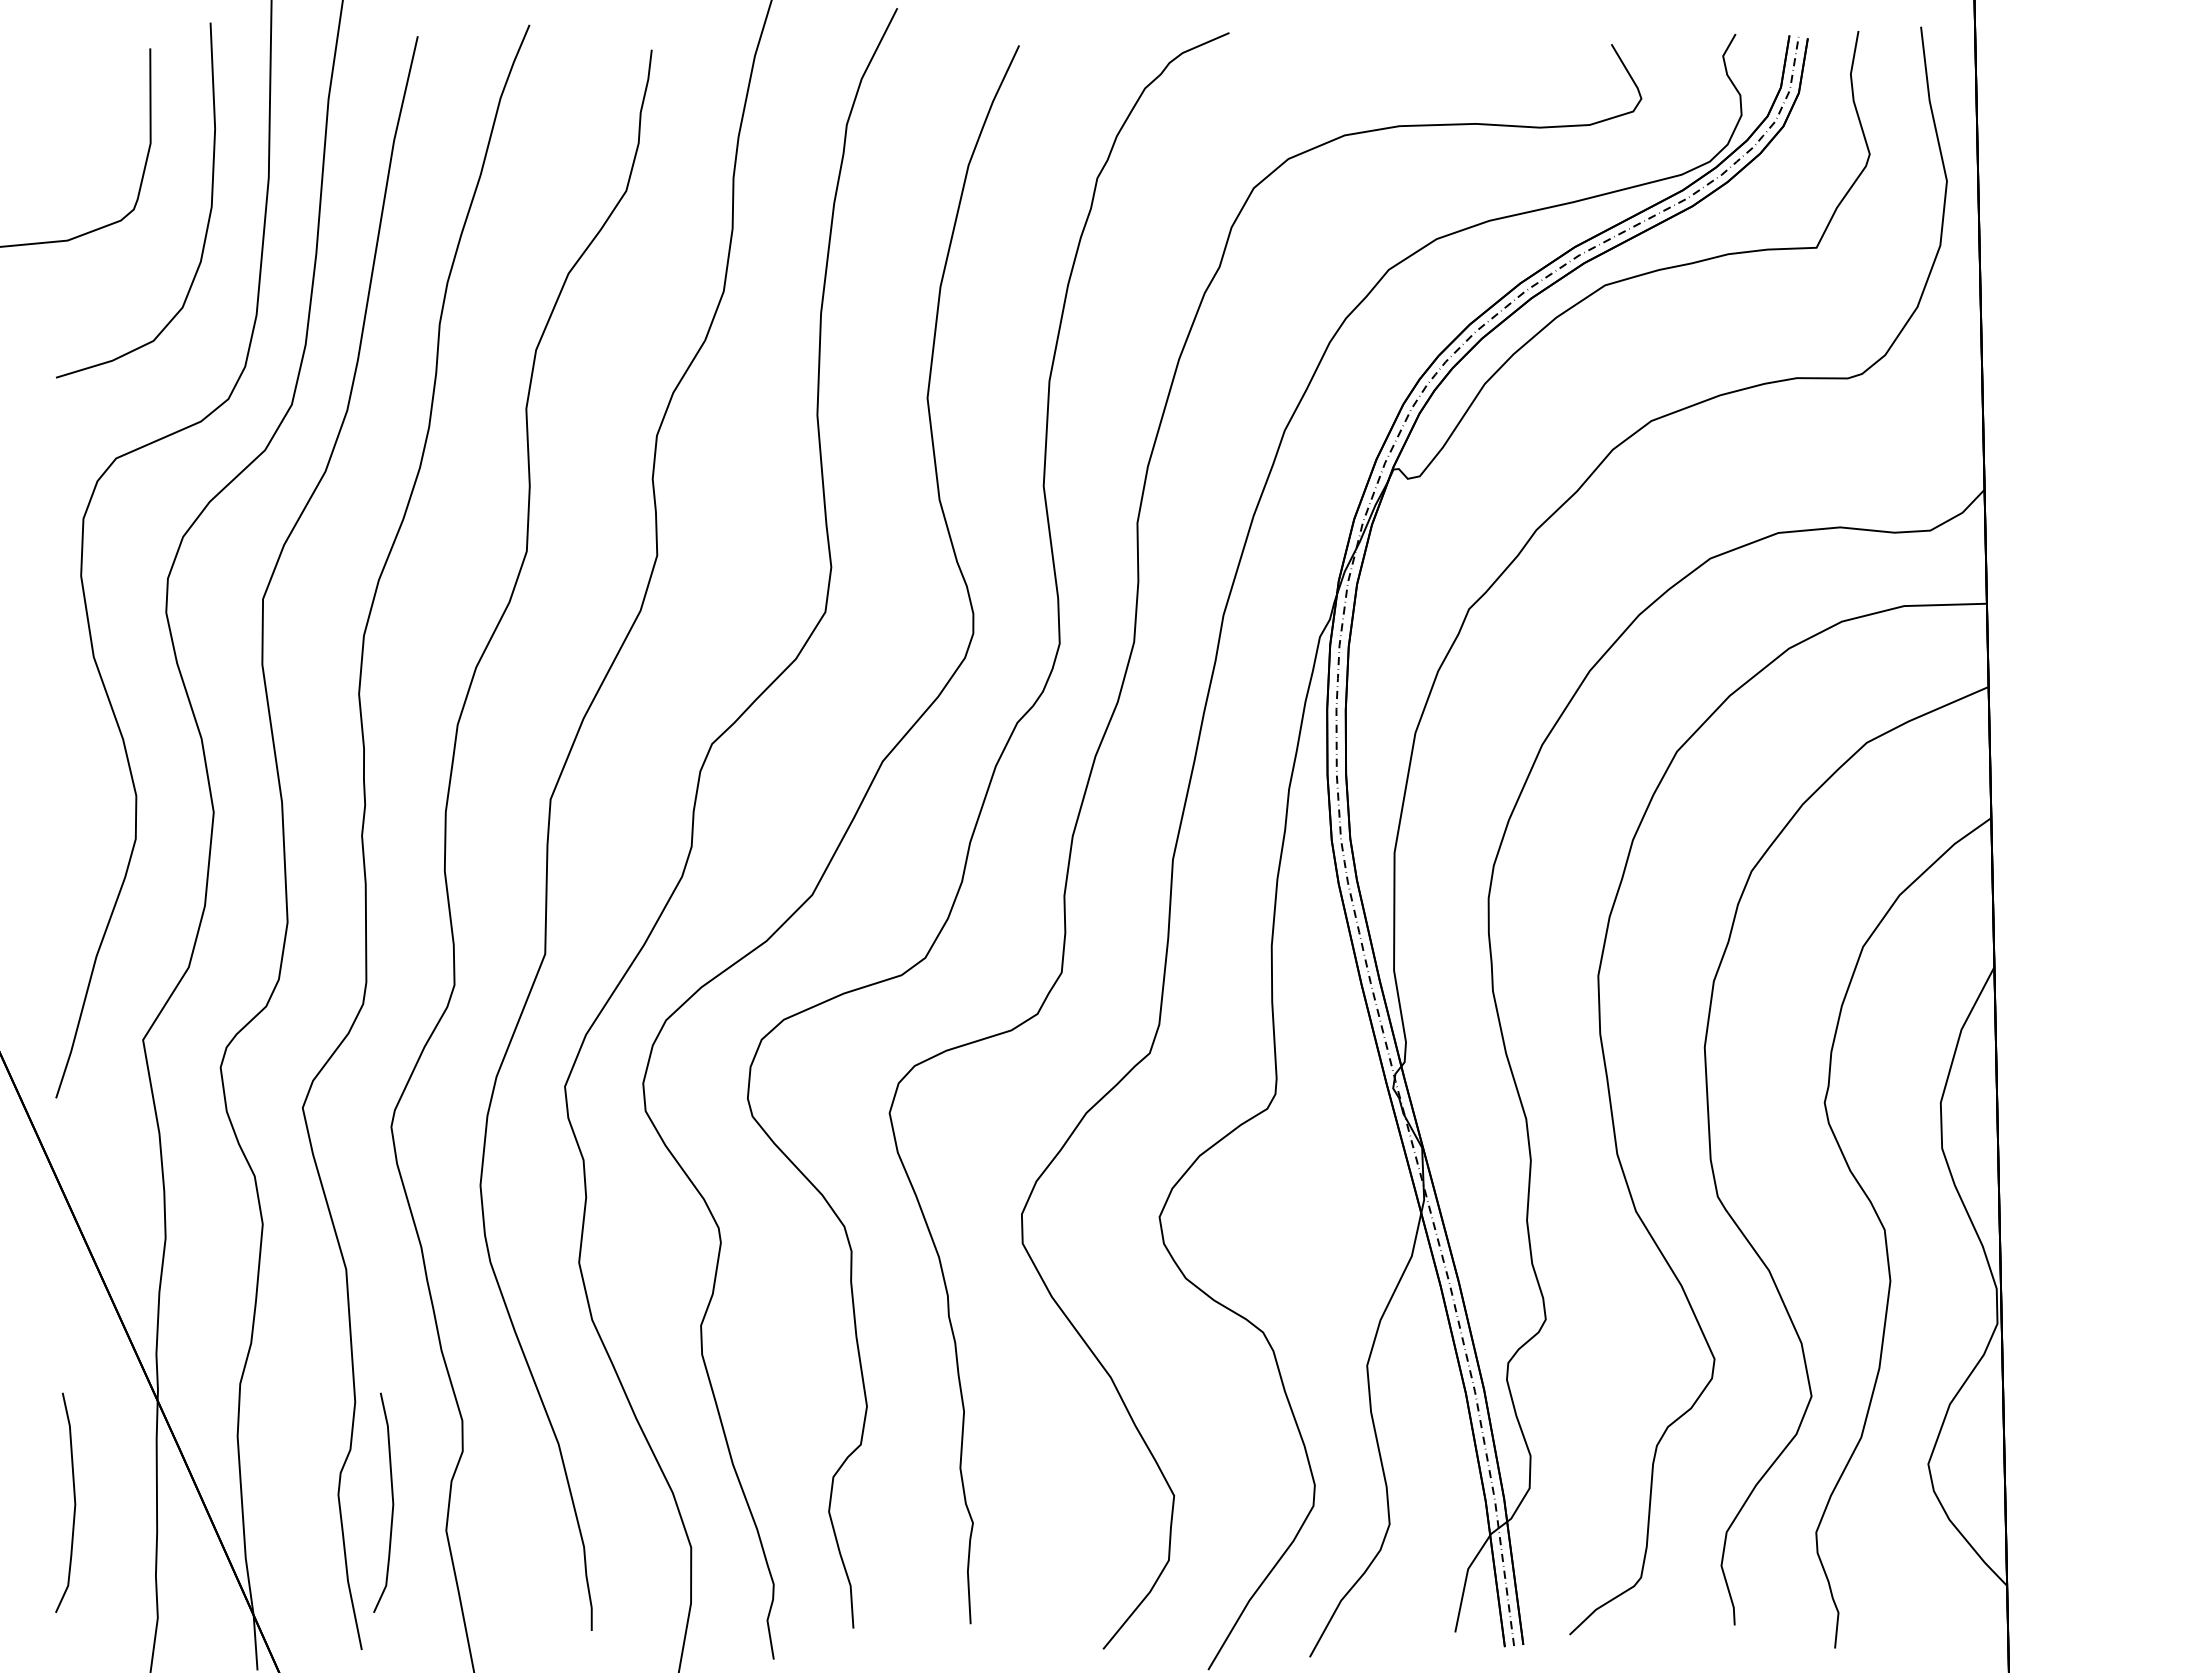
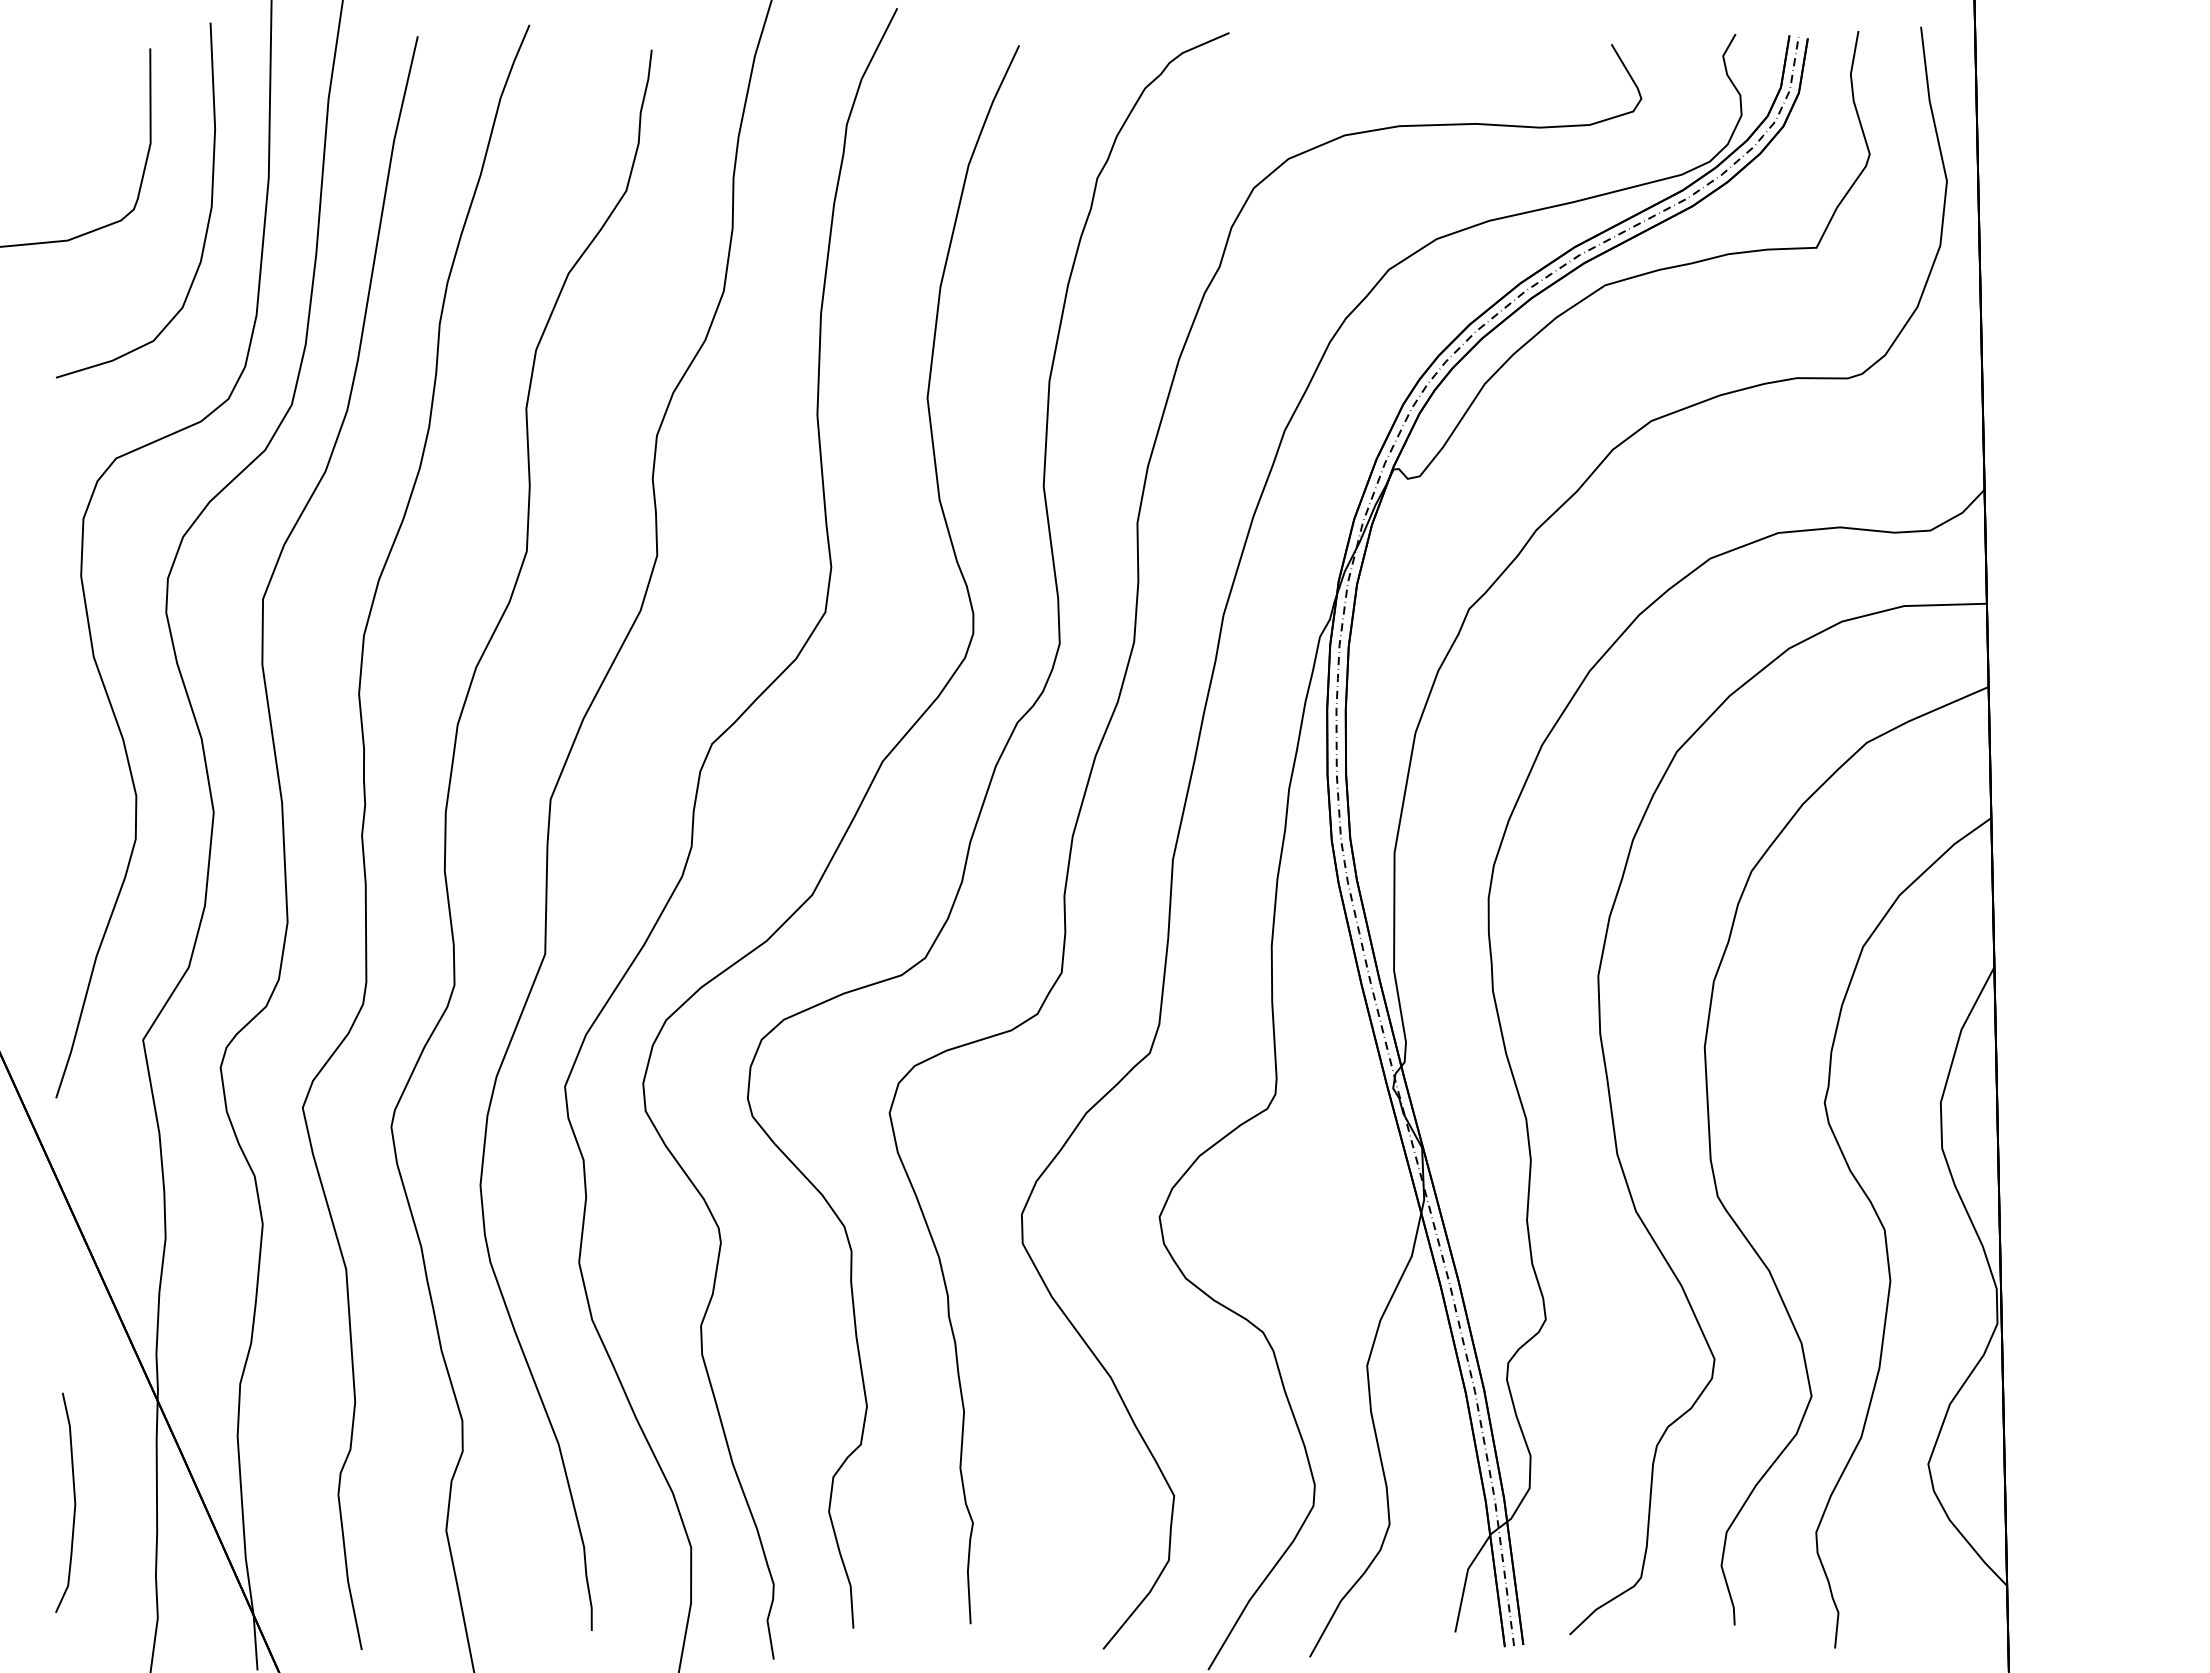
curve: present -> none (392, 1502)
